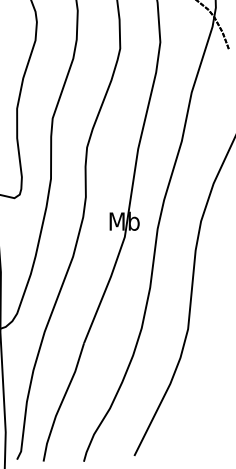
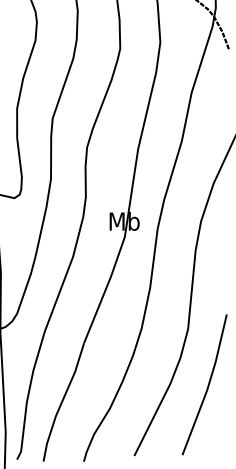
line: none -> present (207, 385)
